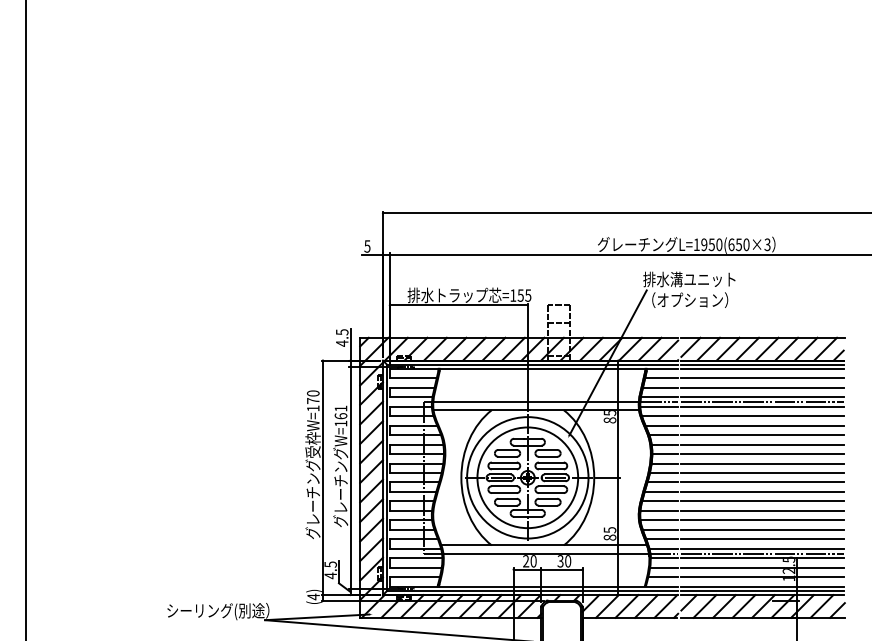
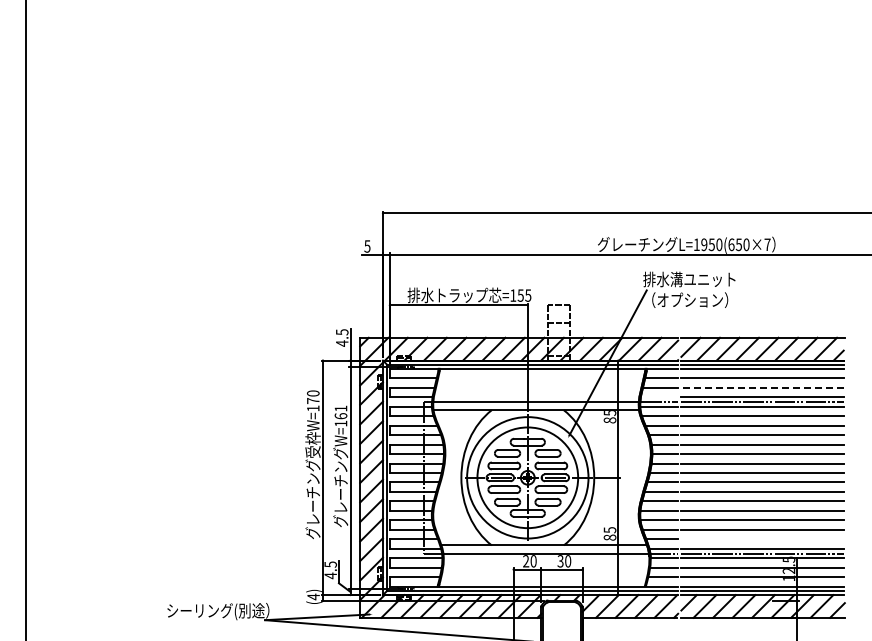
text: L=1950(650×3 -> L=1950(650×7 (767, 244)
line: solid -> dashed (762, 387)
line: present -> none (659, 397)
line: present -> none (762, 539)
